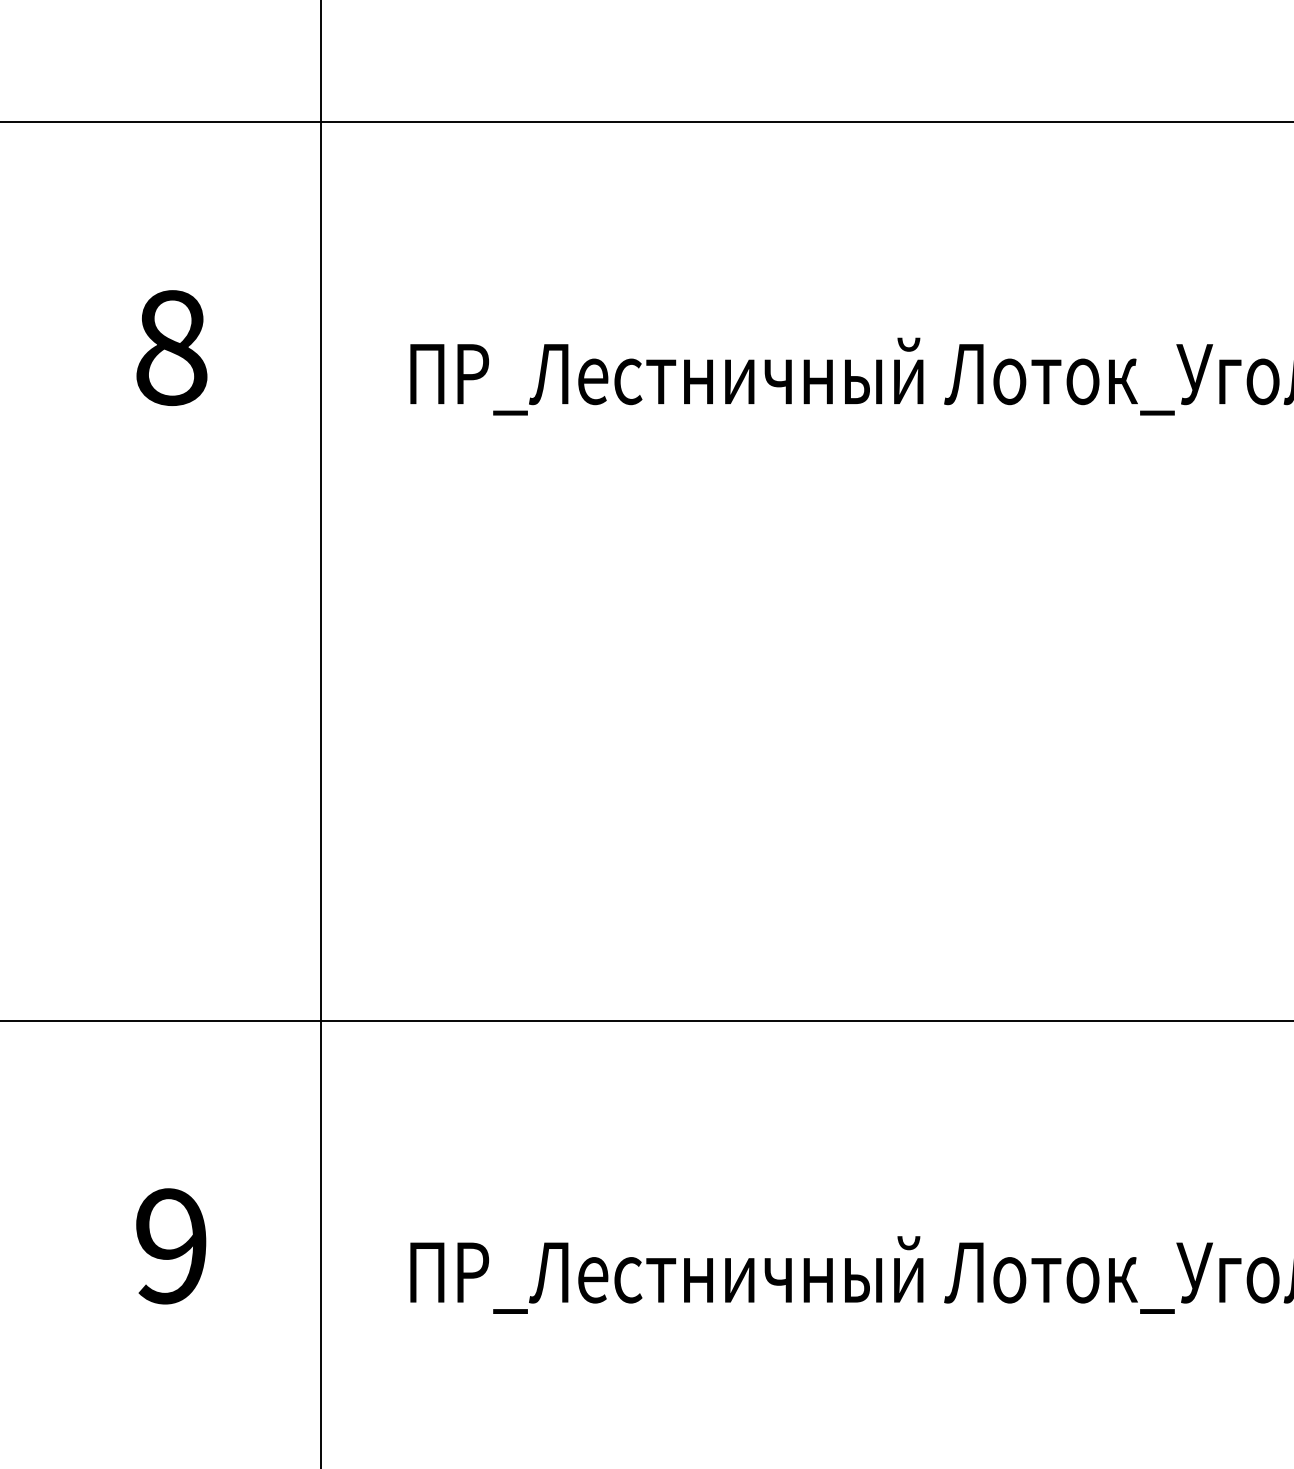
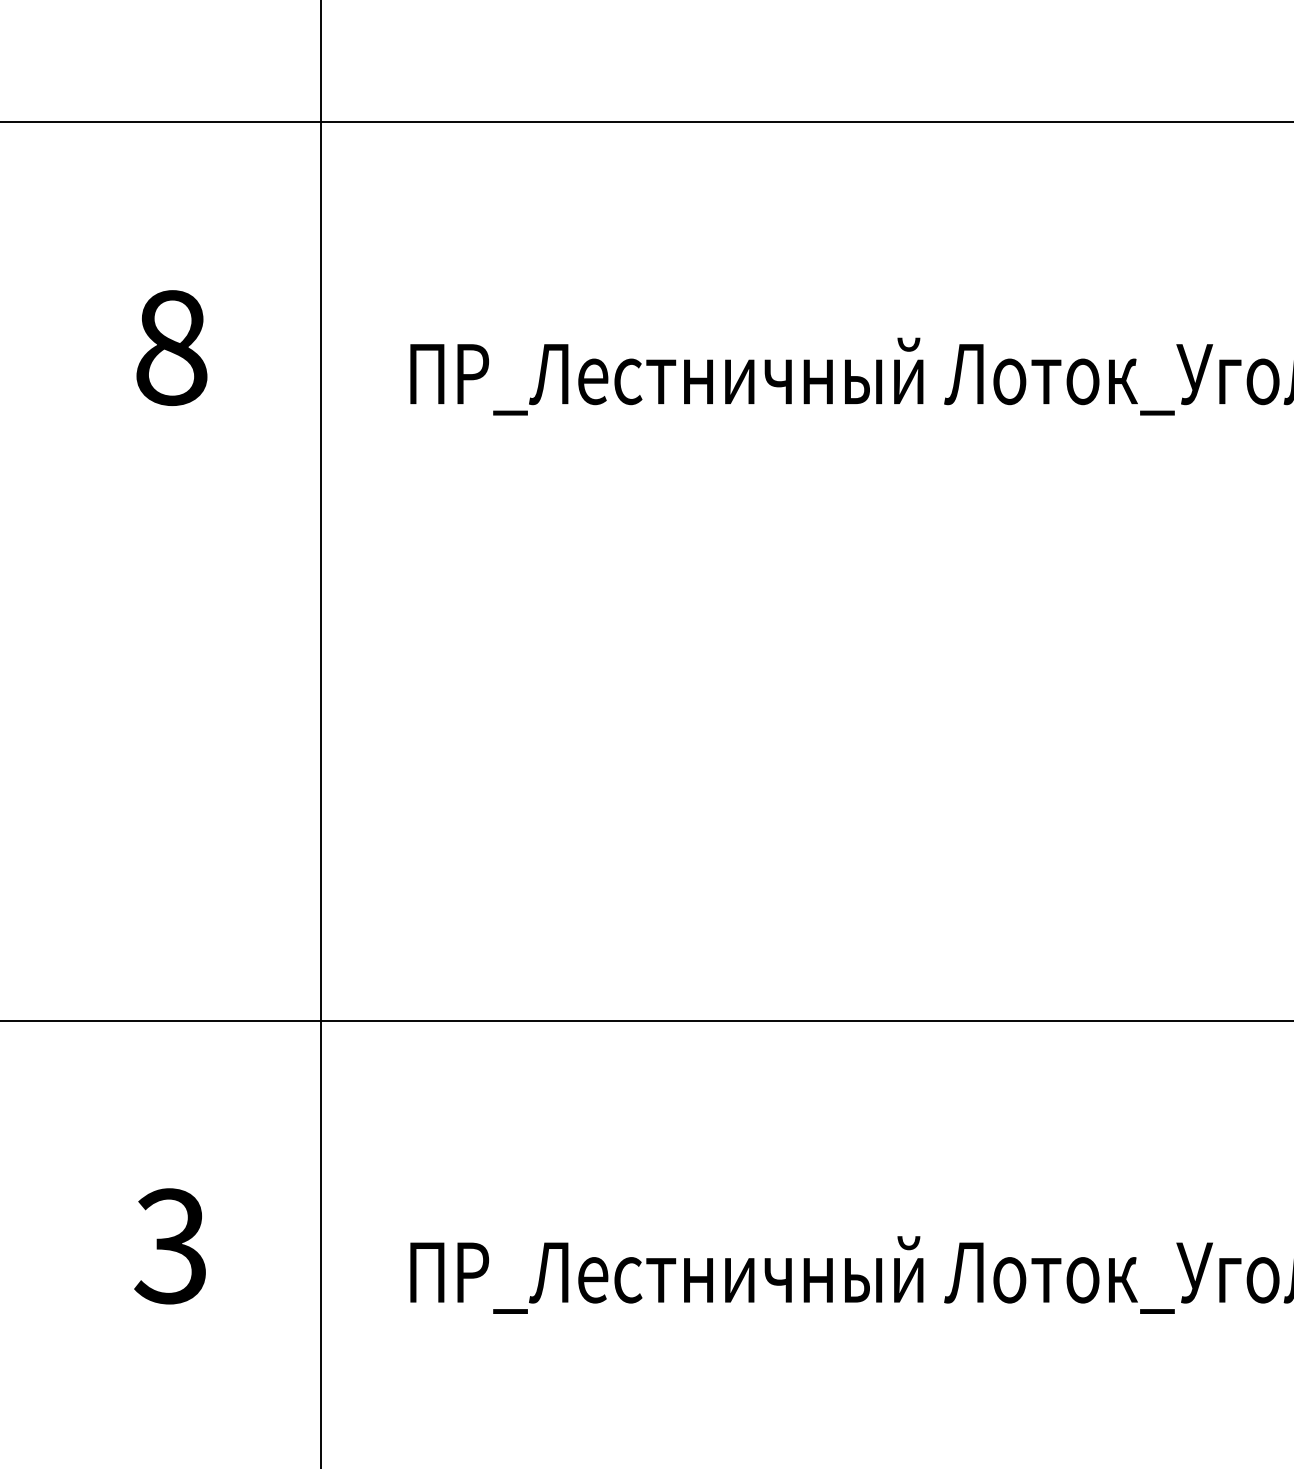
text: 9 -> 3 (170, 1246)
